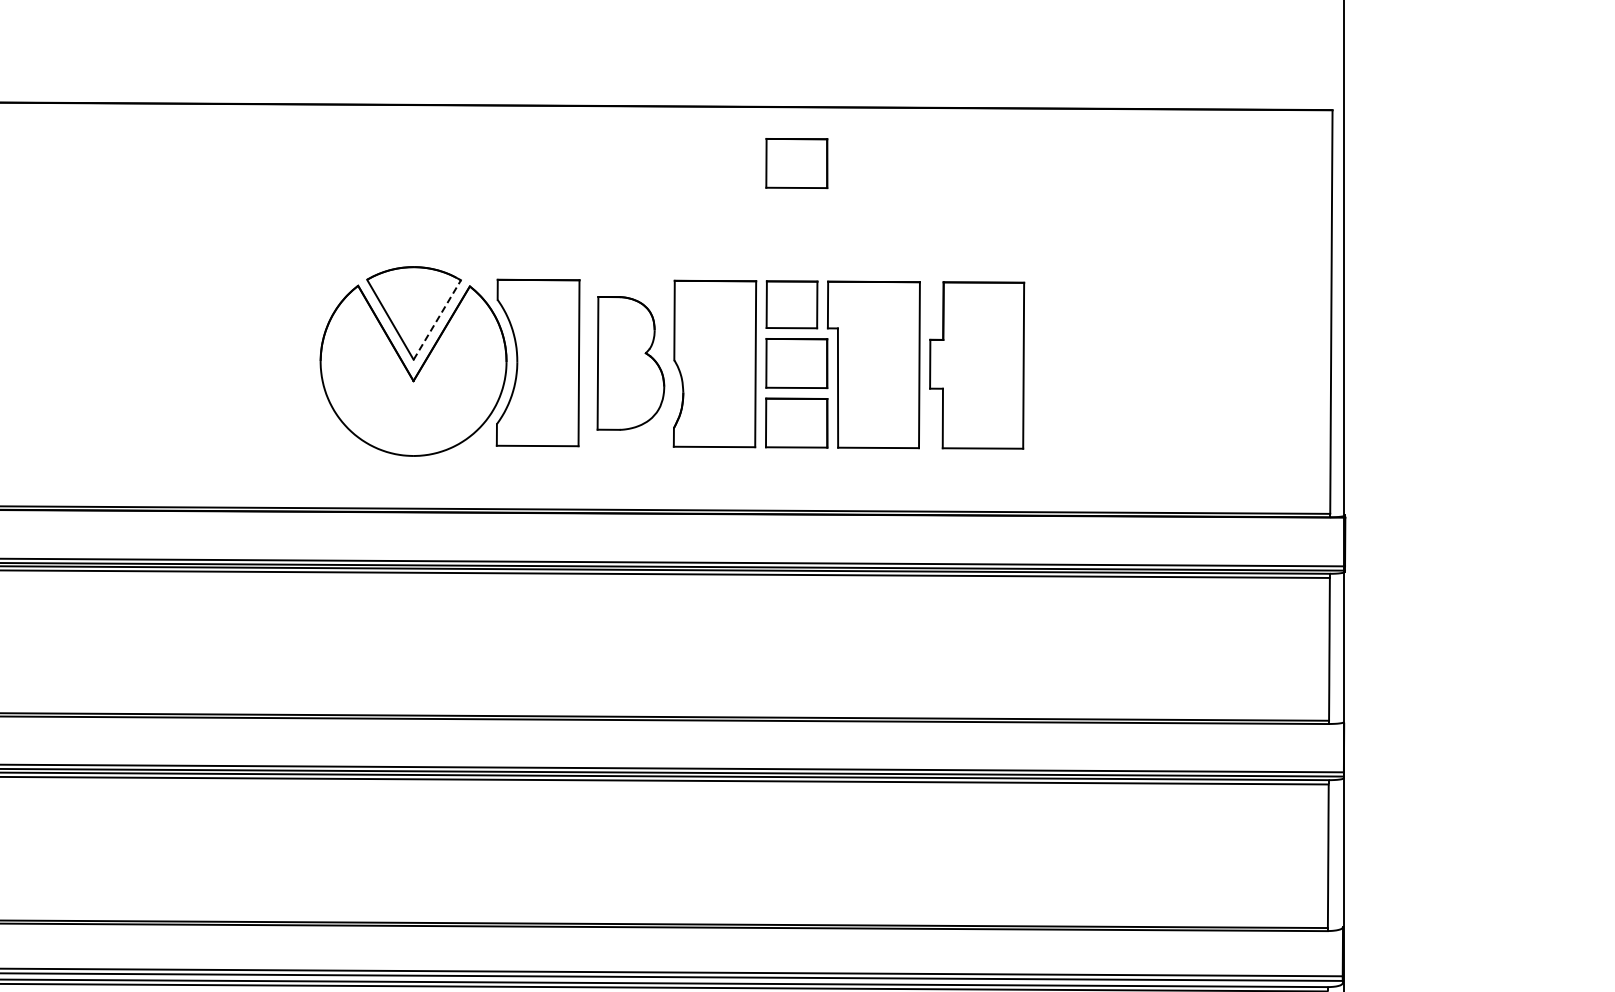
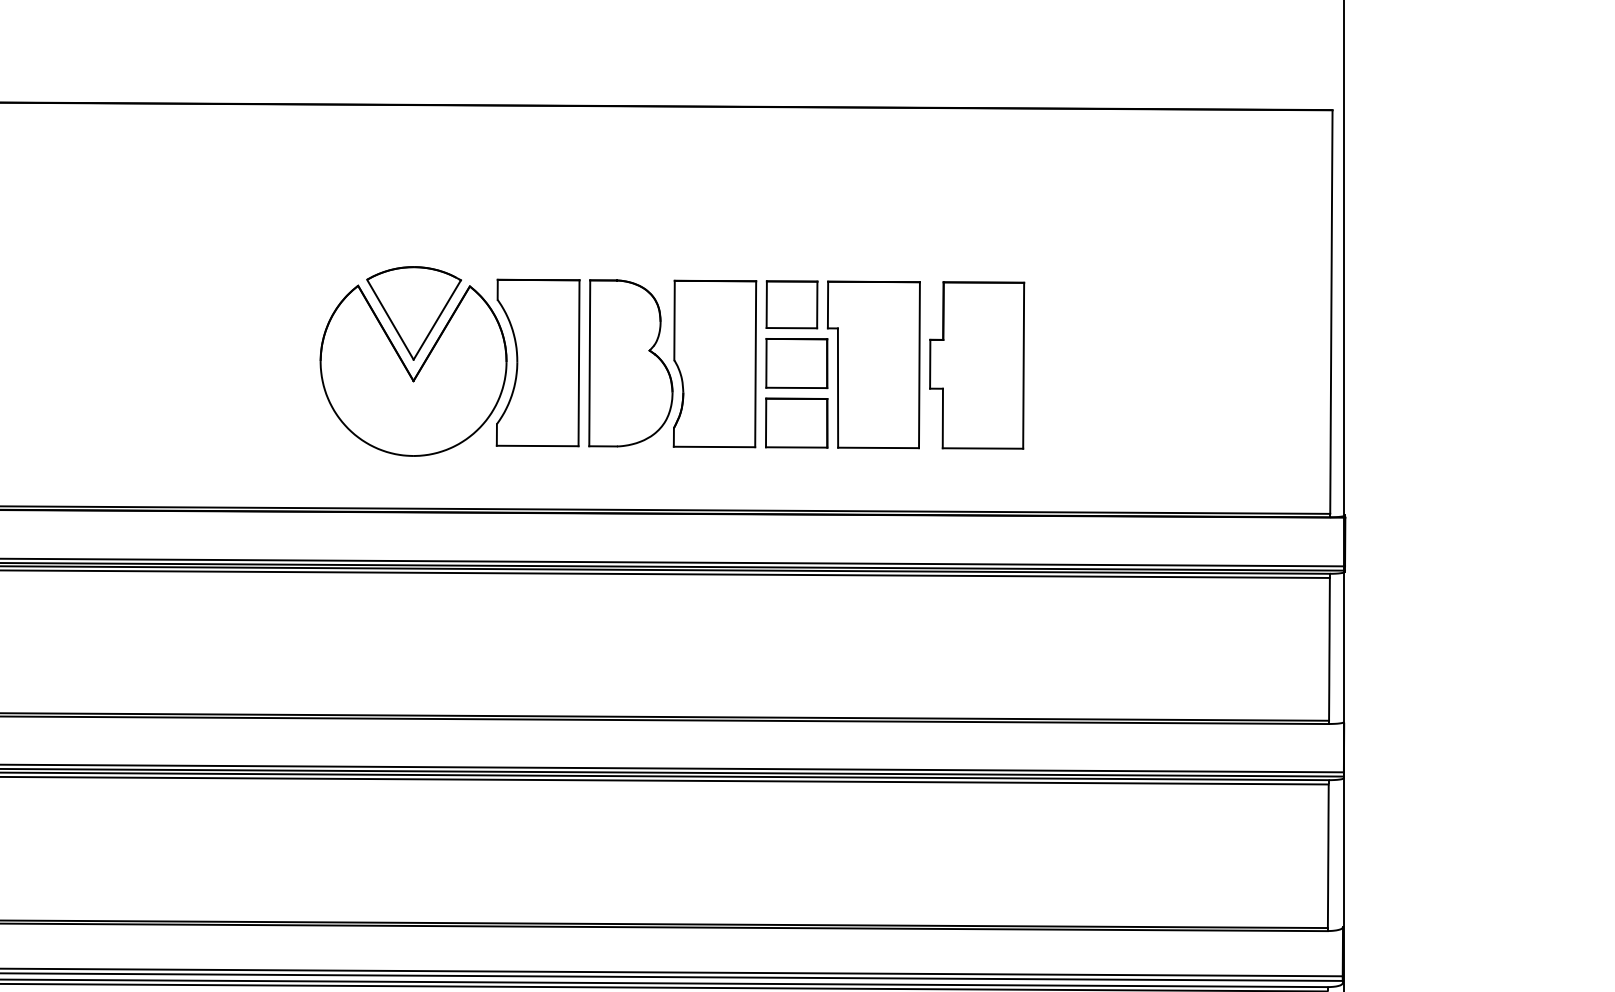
part: present -> none (796, 163)
line: dashed -> solid (437, 319)
part size: 70x135 px -> 86x169 px (630, 363)
